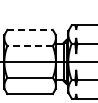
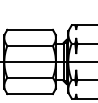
line: dashed -> solid (30, 29)
line: dashed -> solid (30, 45)
